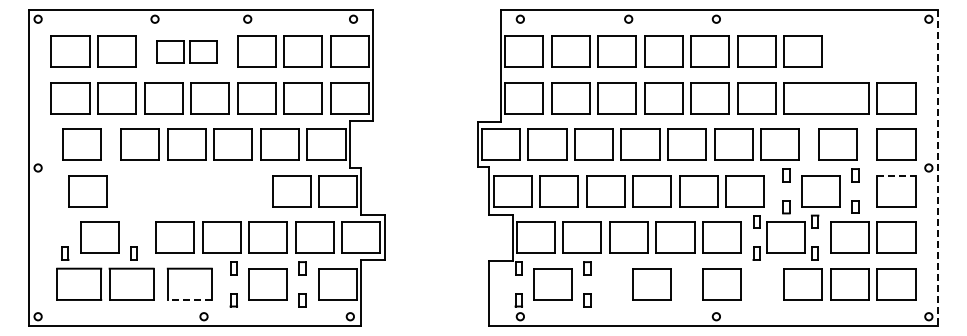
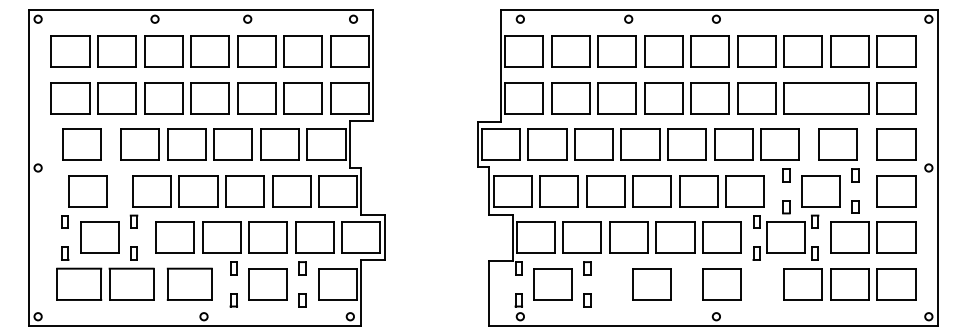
part size: 62x24 px -> 86x33 px (186, 51)
part: none -> present (873, 51)
line: dashed -> solid (937, 168)
line: dashed -> solid (896, 175)
part: none -> present (196, 201)
part: none -> present (64, 221)
line: dashed -> solid (189, 299)
